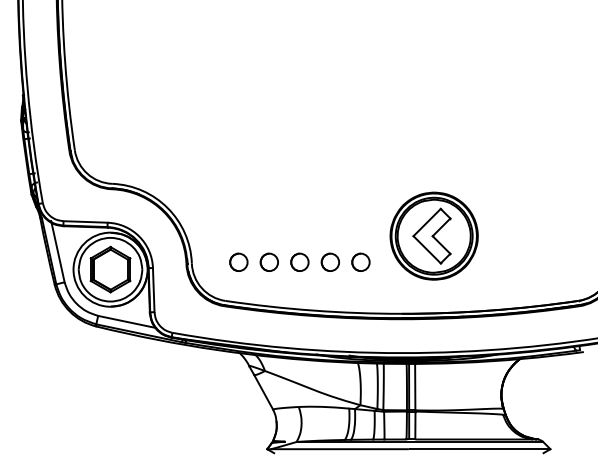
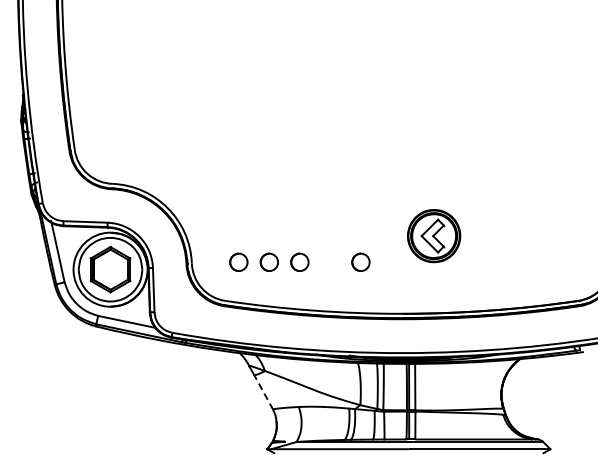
part size: 90x90 px -> 55x55 px (434, 236)
circle: present -> none (329, 261)
line: solid -> dashed (263, 392)
